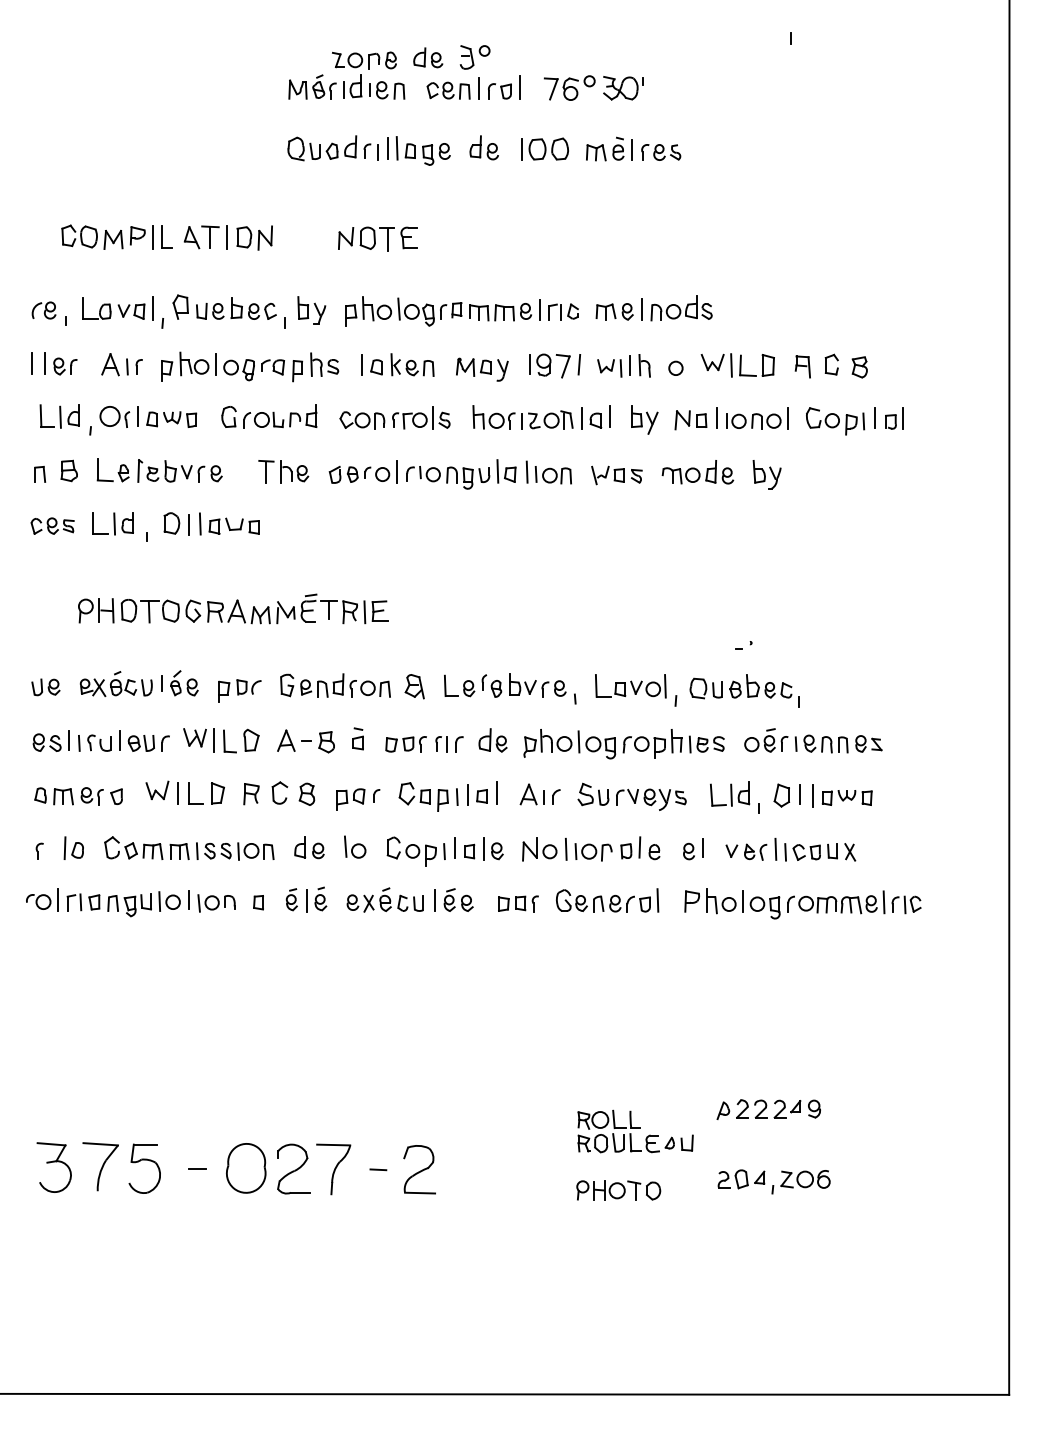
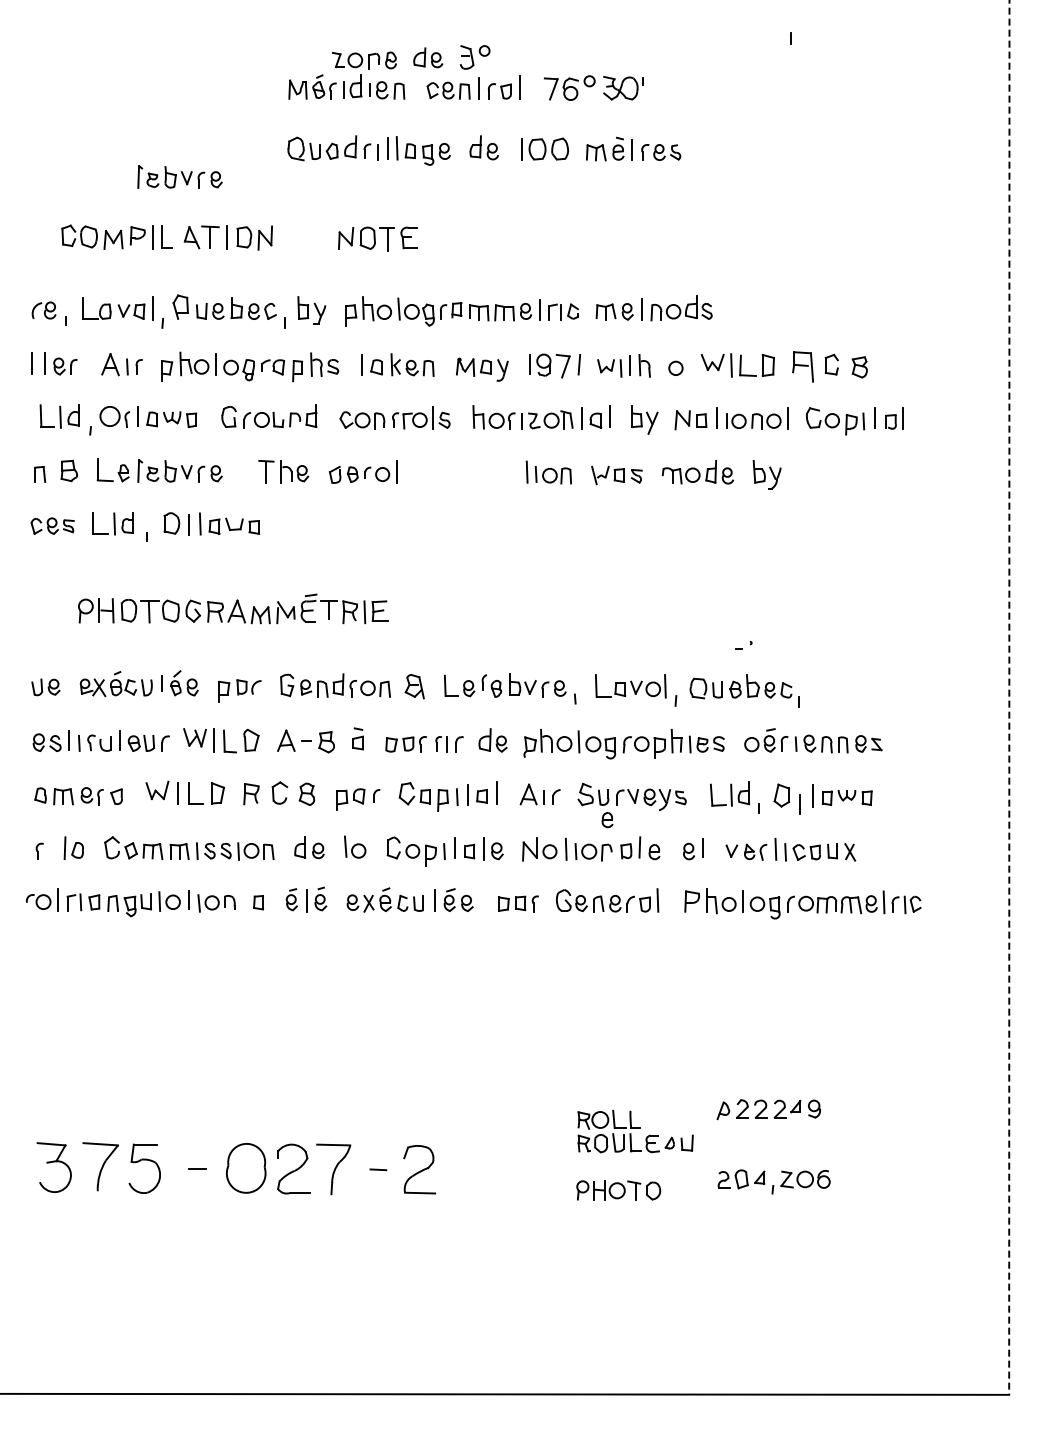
part: none -> present (179, 176)
part size: 17x24 px -> 22x32 px (802, 366)
part: present -> none (461, 474)
line: solid -> dashed (1009, 698)
line position: (799, 794) -> (799, 804) (799, 804)
part: none -> present (607, 820)
